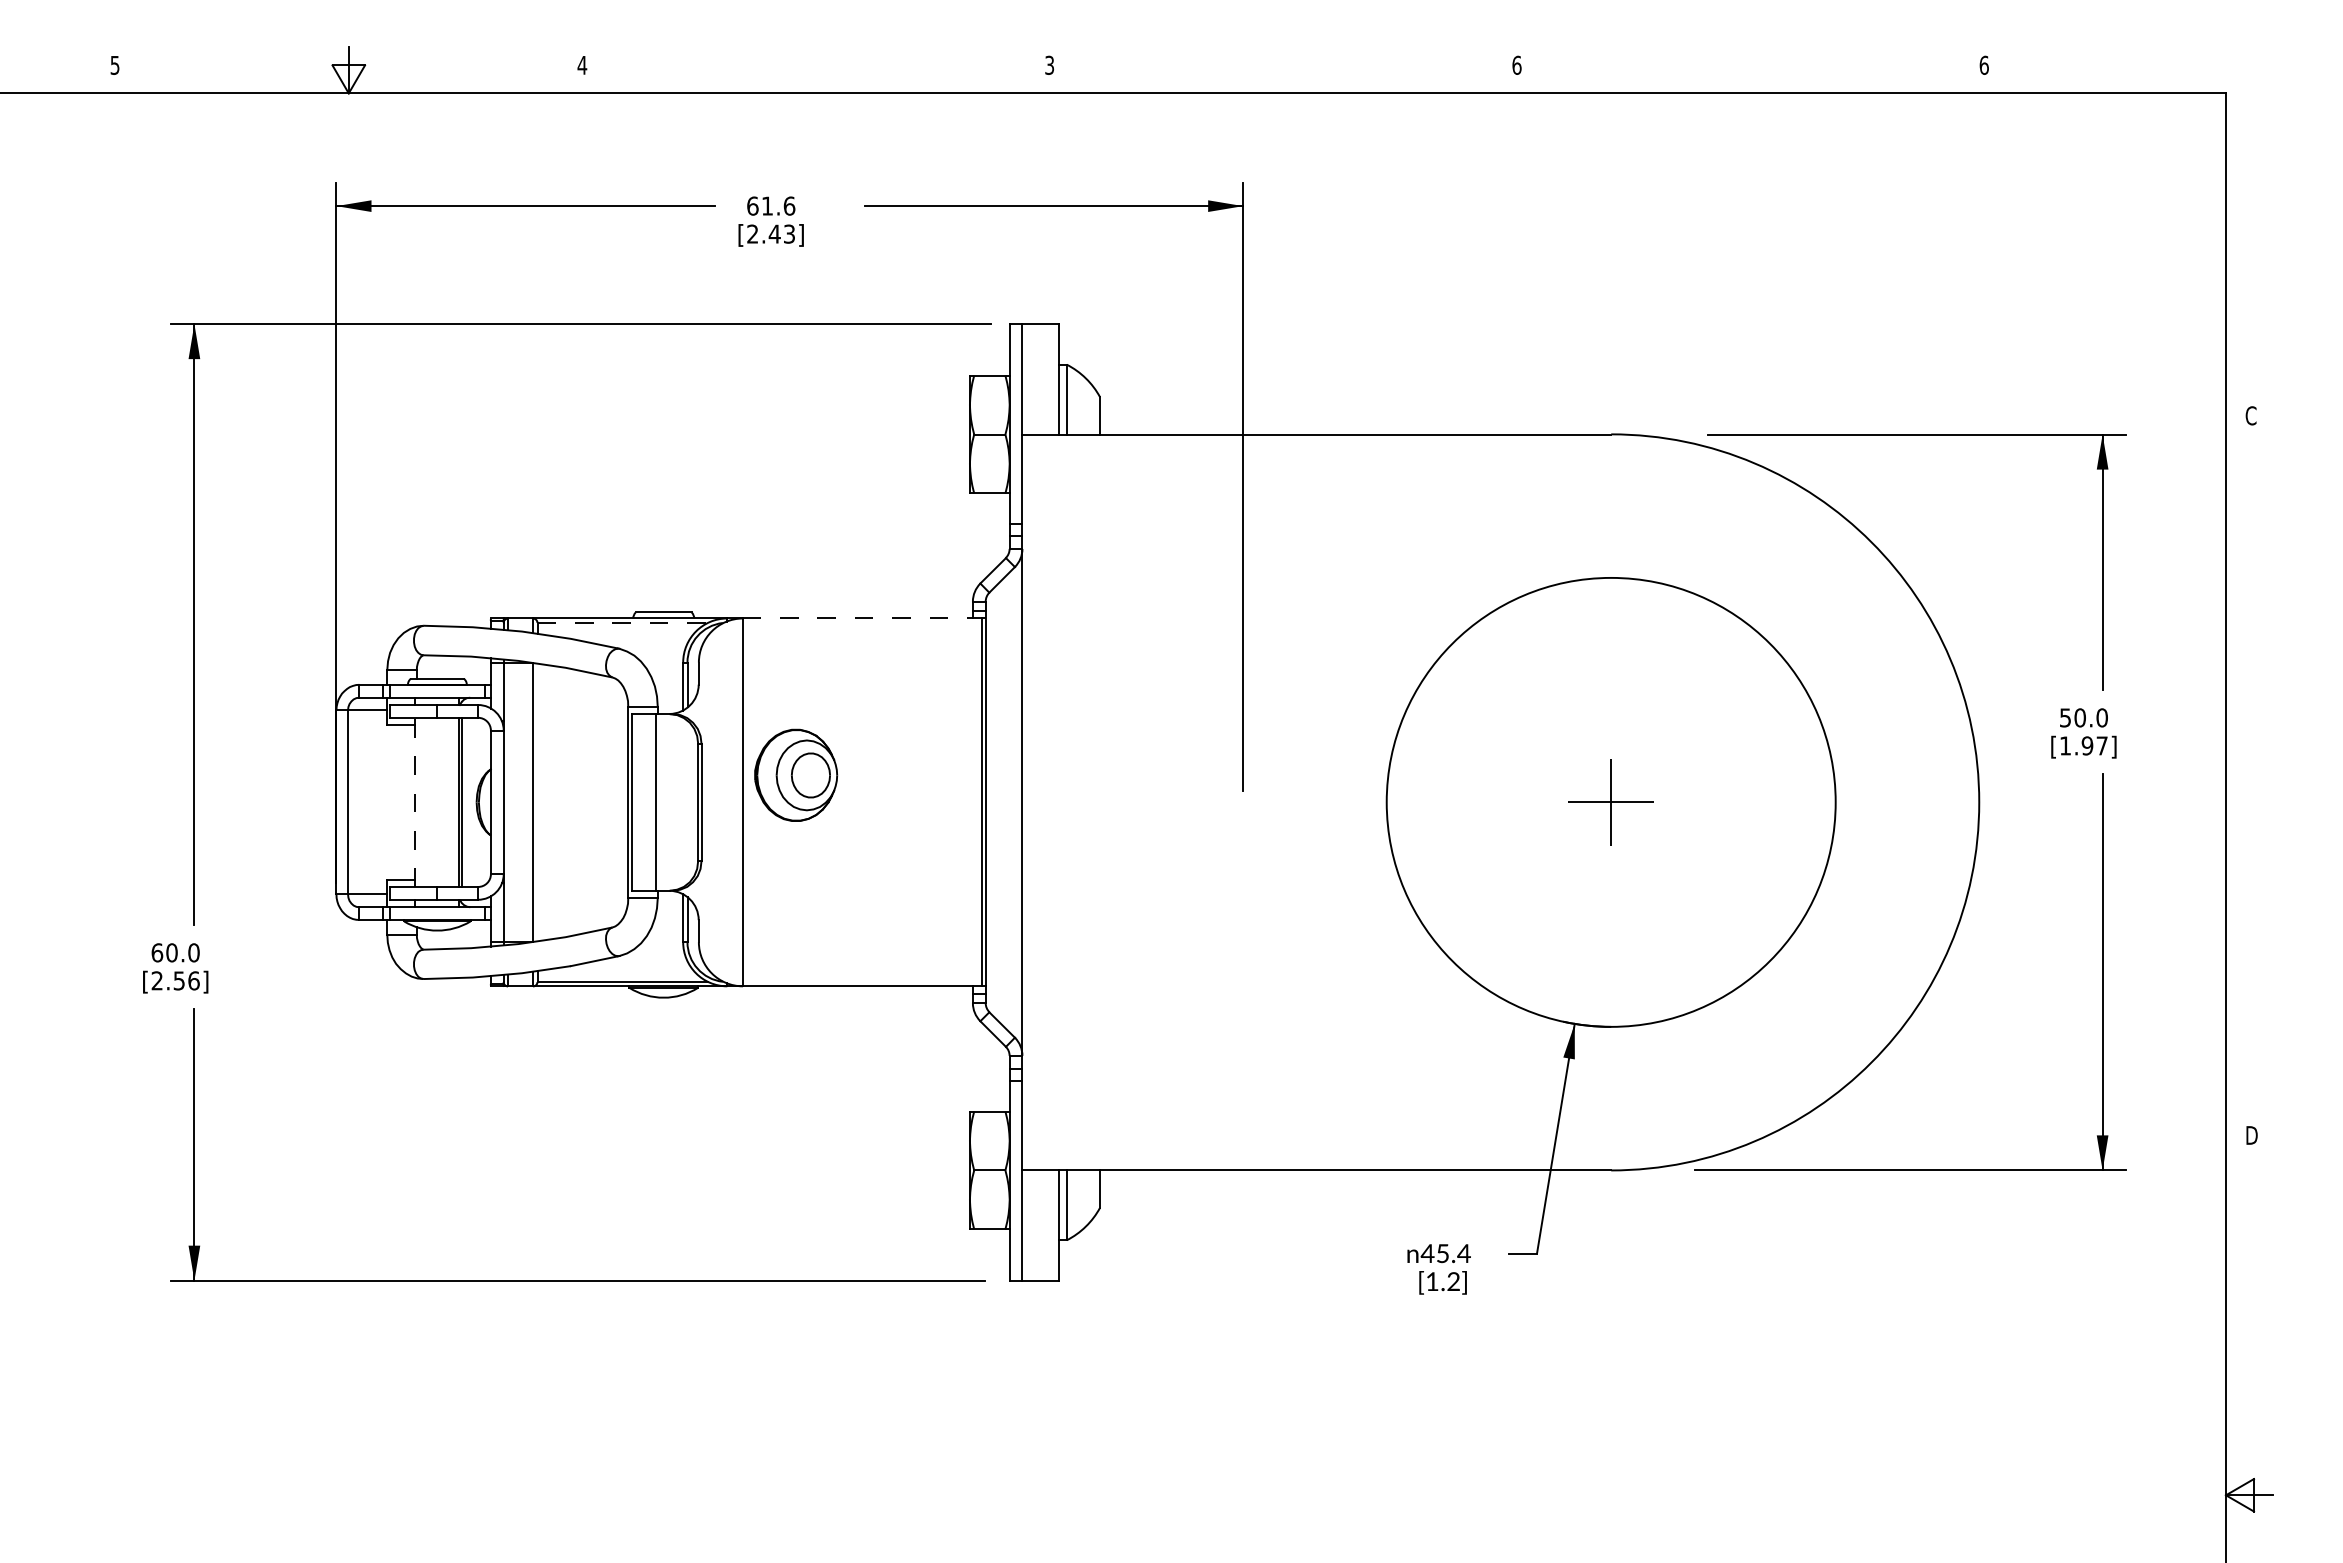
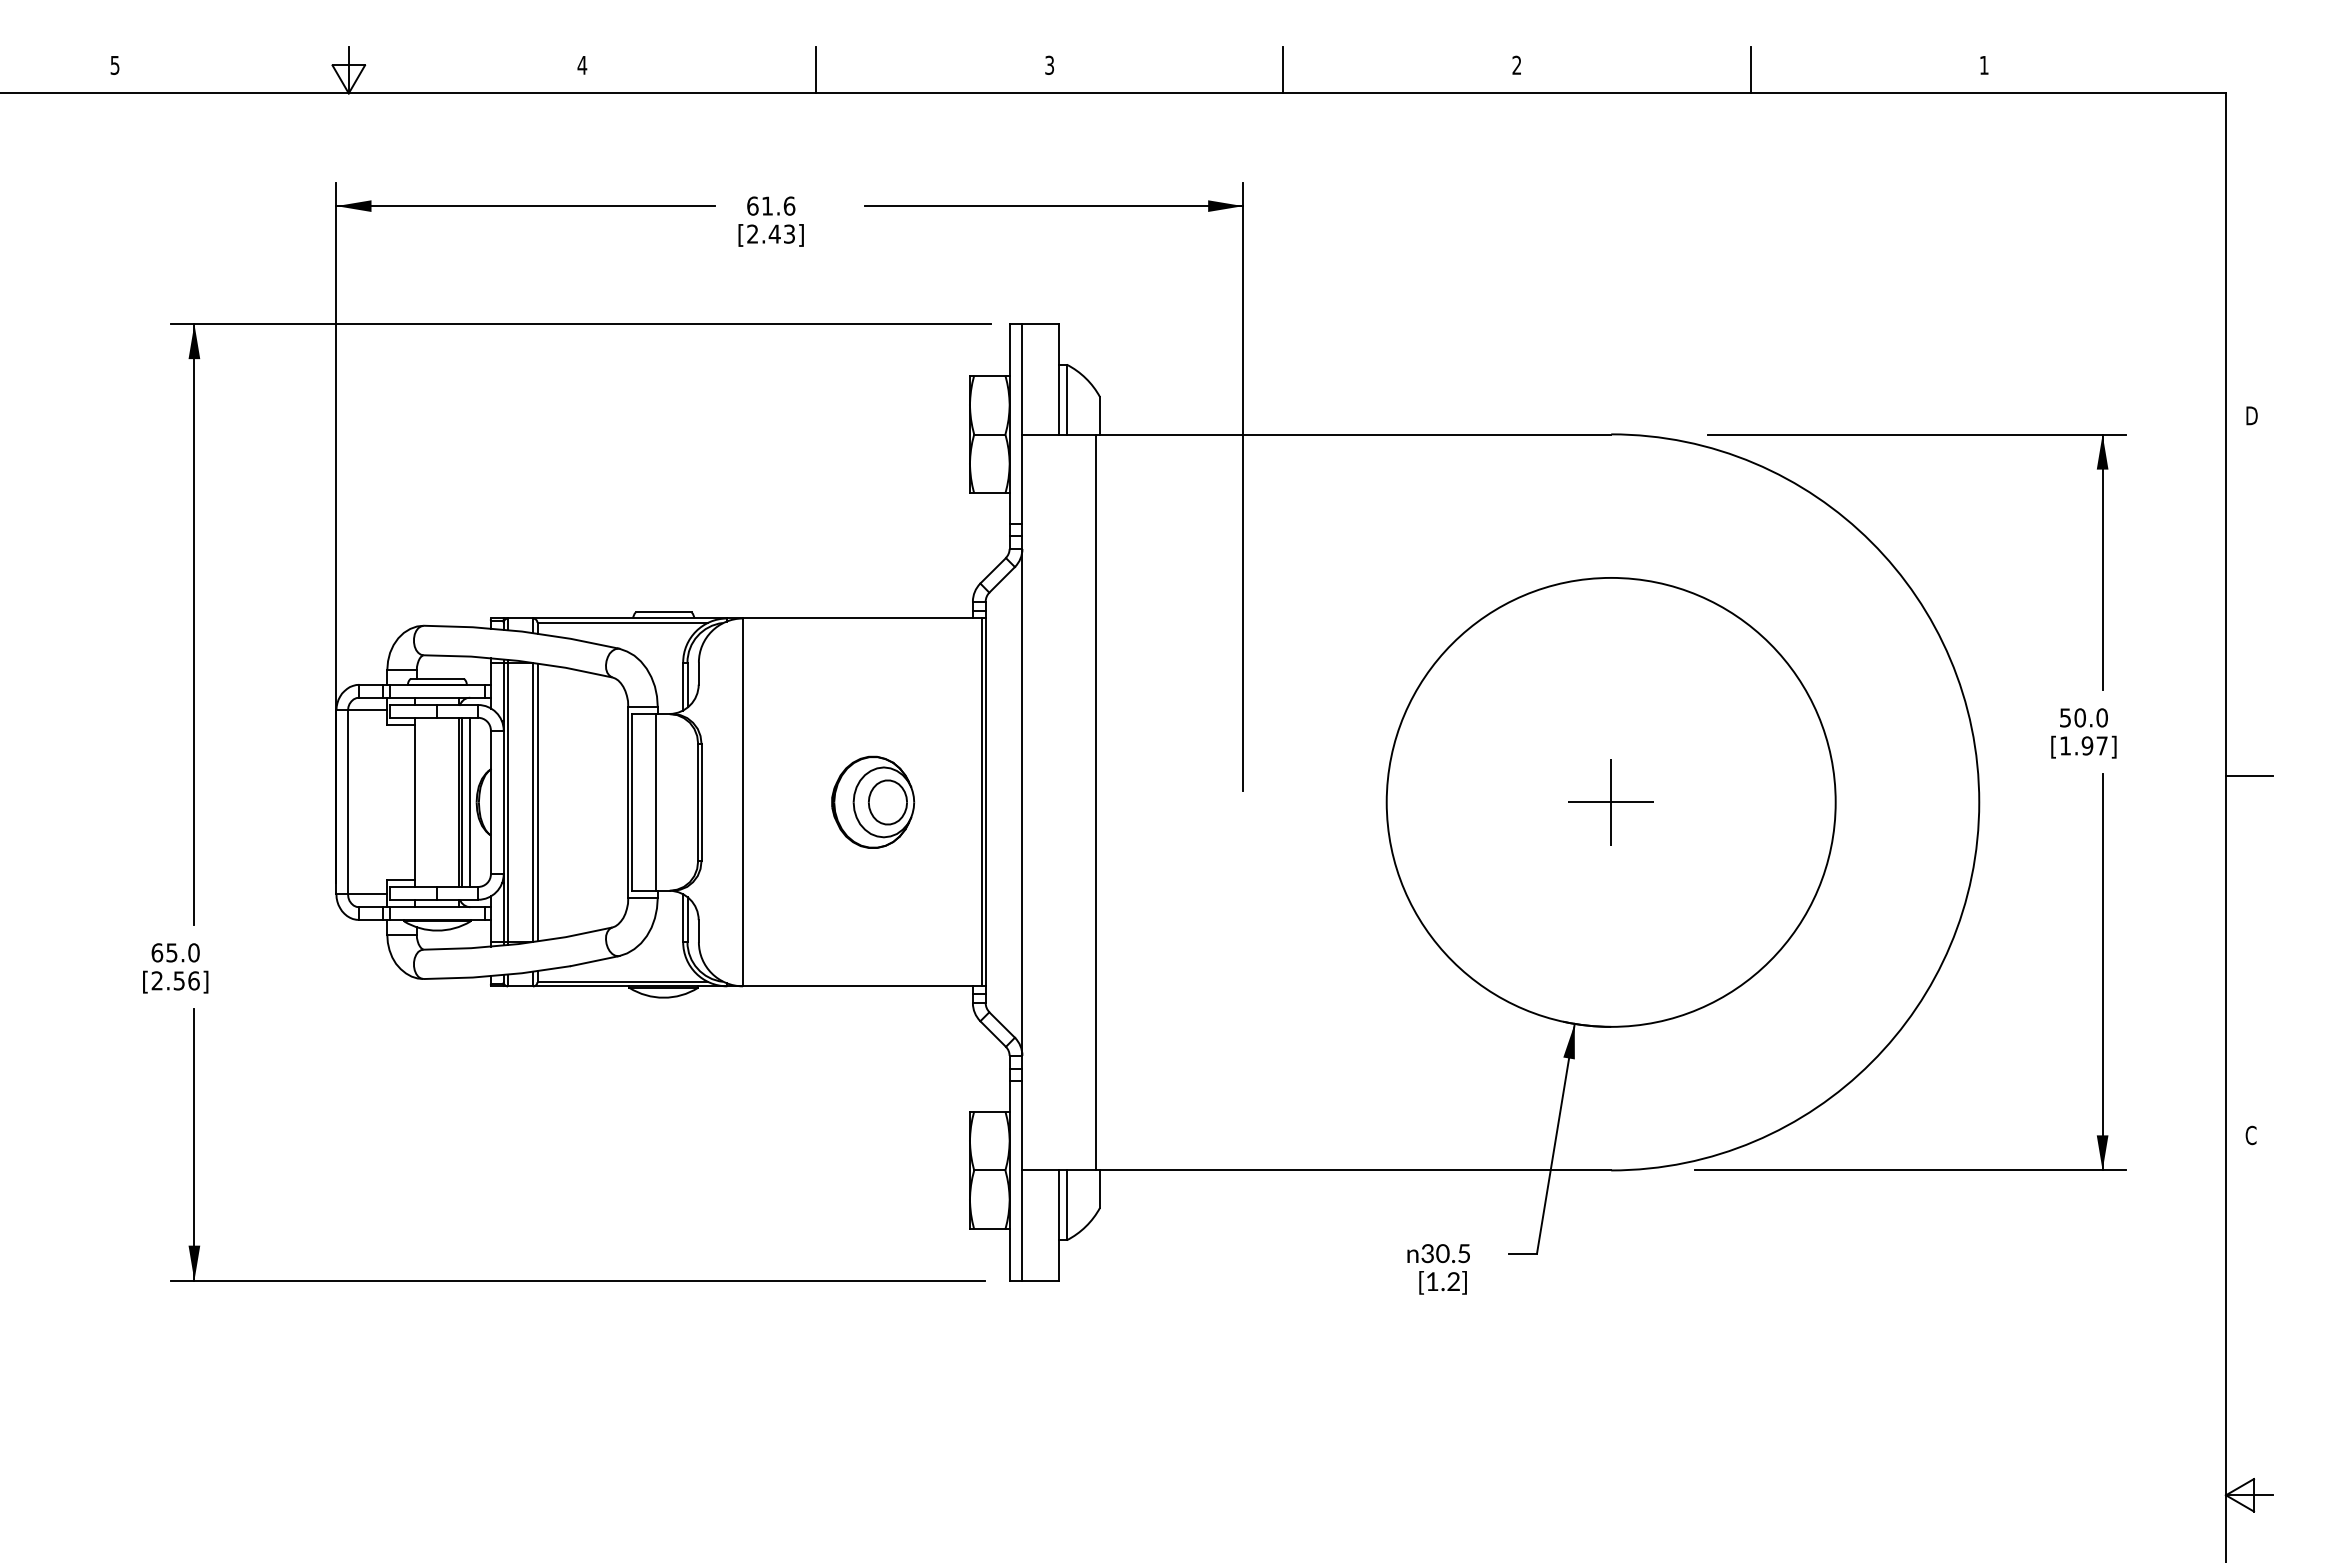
text: 6 -> 2 (1516, 64)
text: 6 -> 1 (1983, 64)
line: none -> present (816, 69)
line: none -> present (1283, 69)
line: none -> present (1750, 69)
text: C -> D (2251, 415)
line: dashed -> solid (863, 618)
line: dashed -> solid (623, 622)
part position: (796, 774) -> (873, 801) (873, 801)
line: none -> present (2248, 775)
line: dashed -> solid (415, 802)
line: none -> present (470, 802)
line: none -> present (508, 802)
line: none -> present (537, 802)
line: none -> present (1096, 802)
text: 60.0 -> 65.0 (171, 952)
text: D -> C (2251, 1135)
text: 45.4 -> 30.5 (1445, 1253)
